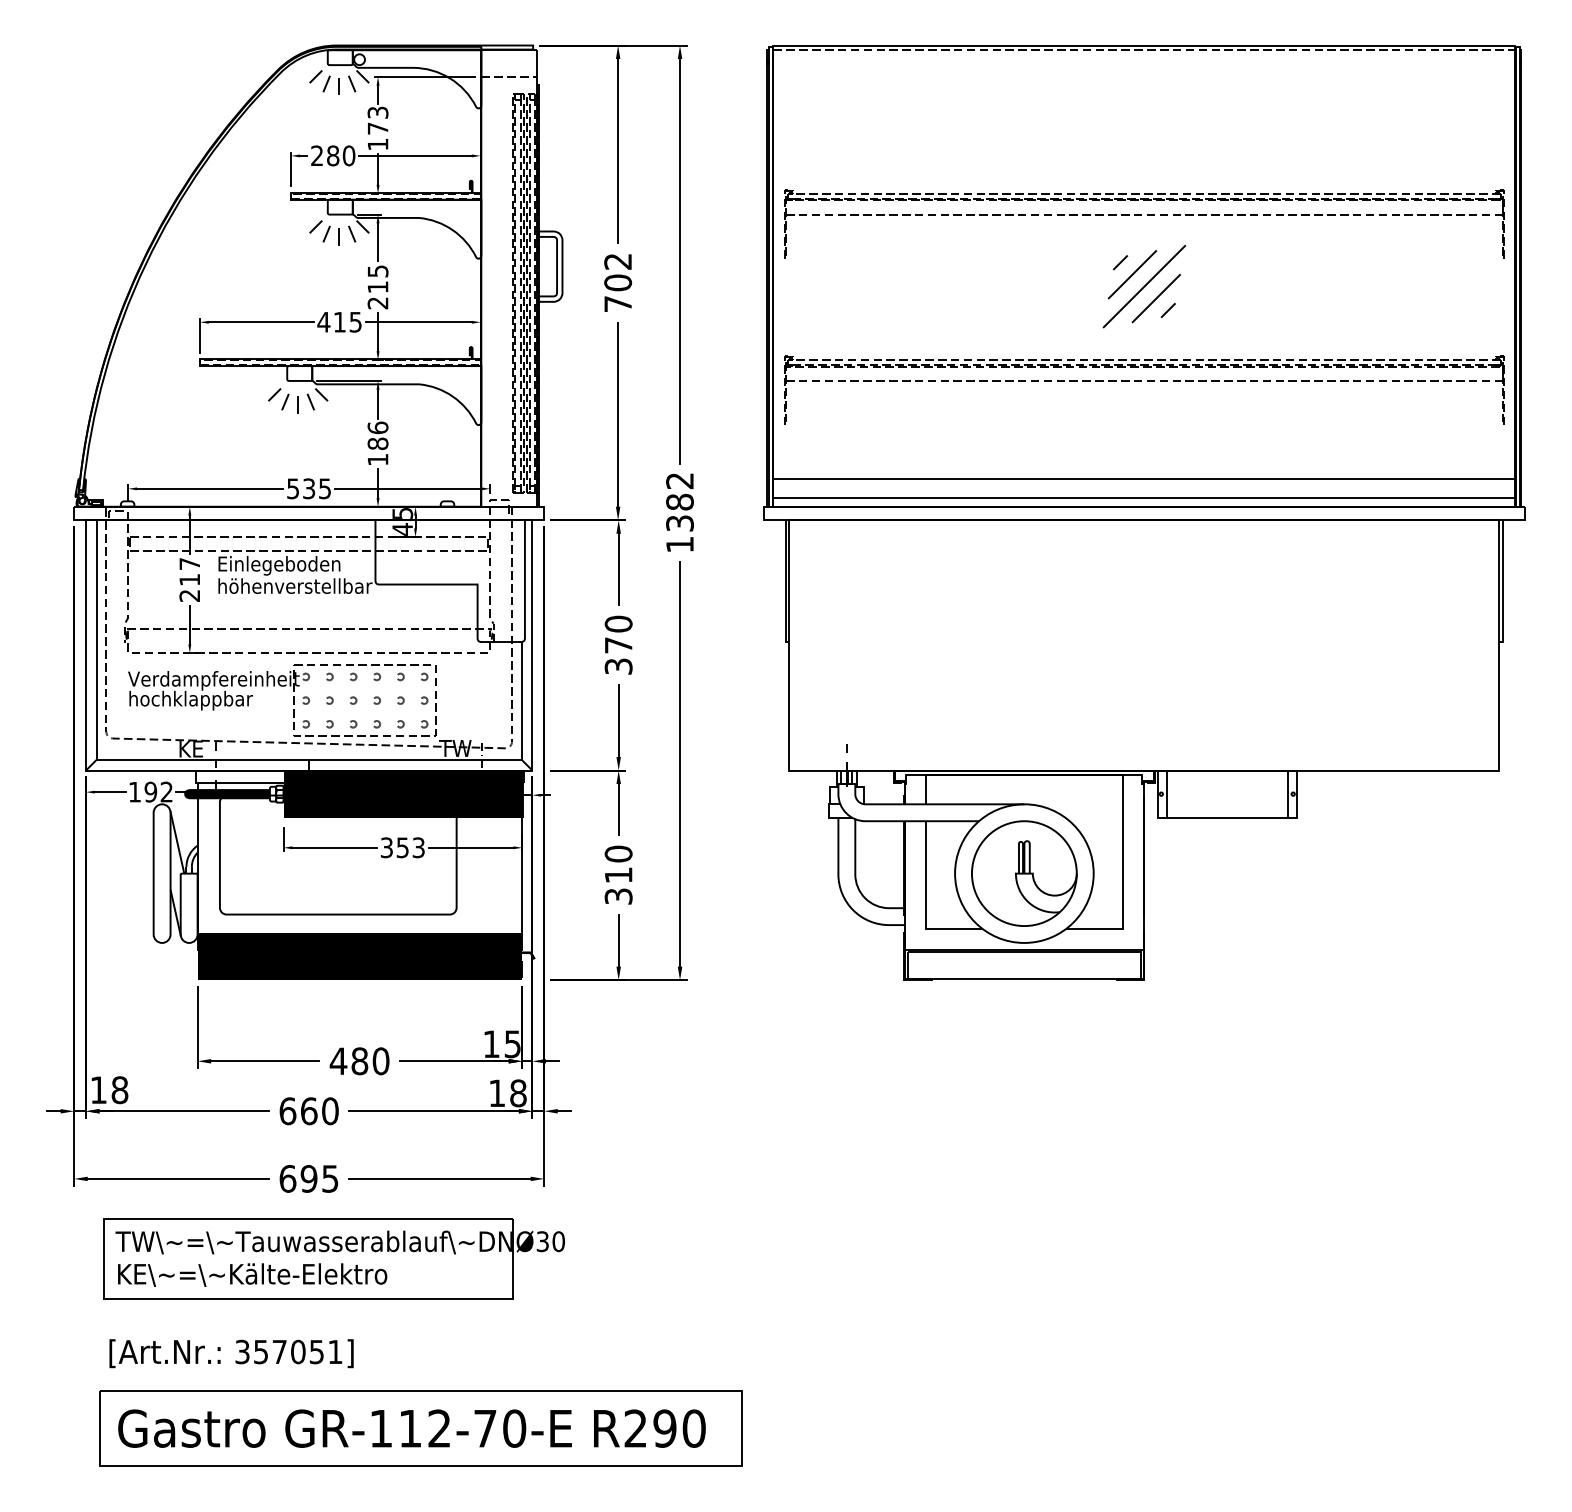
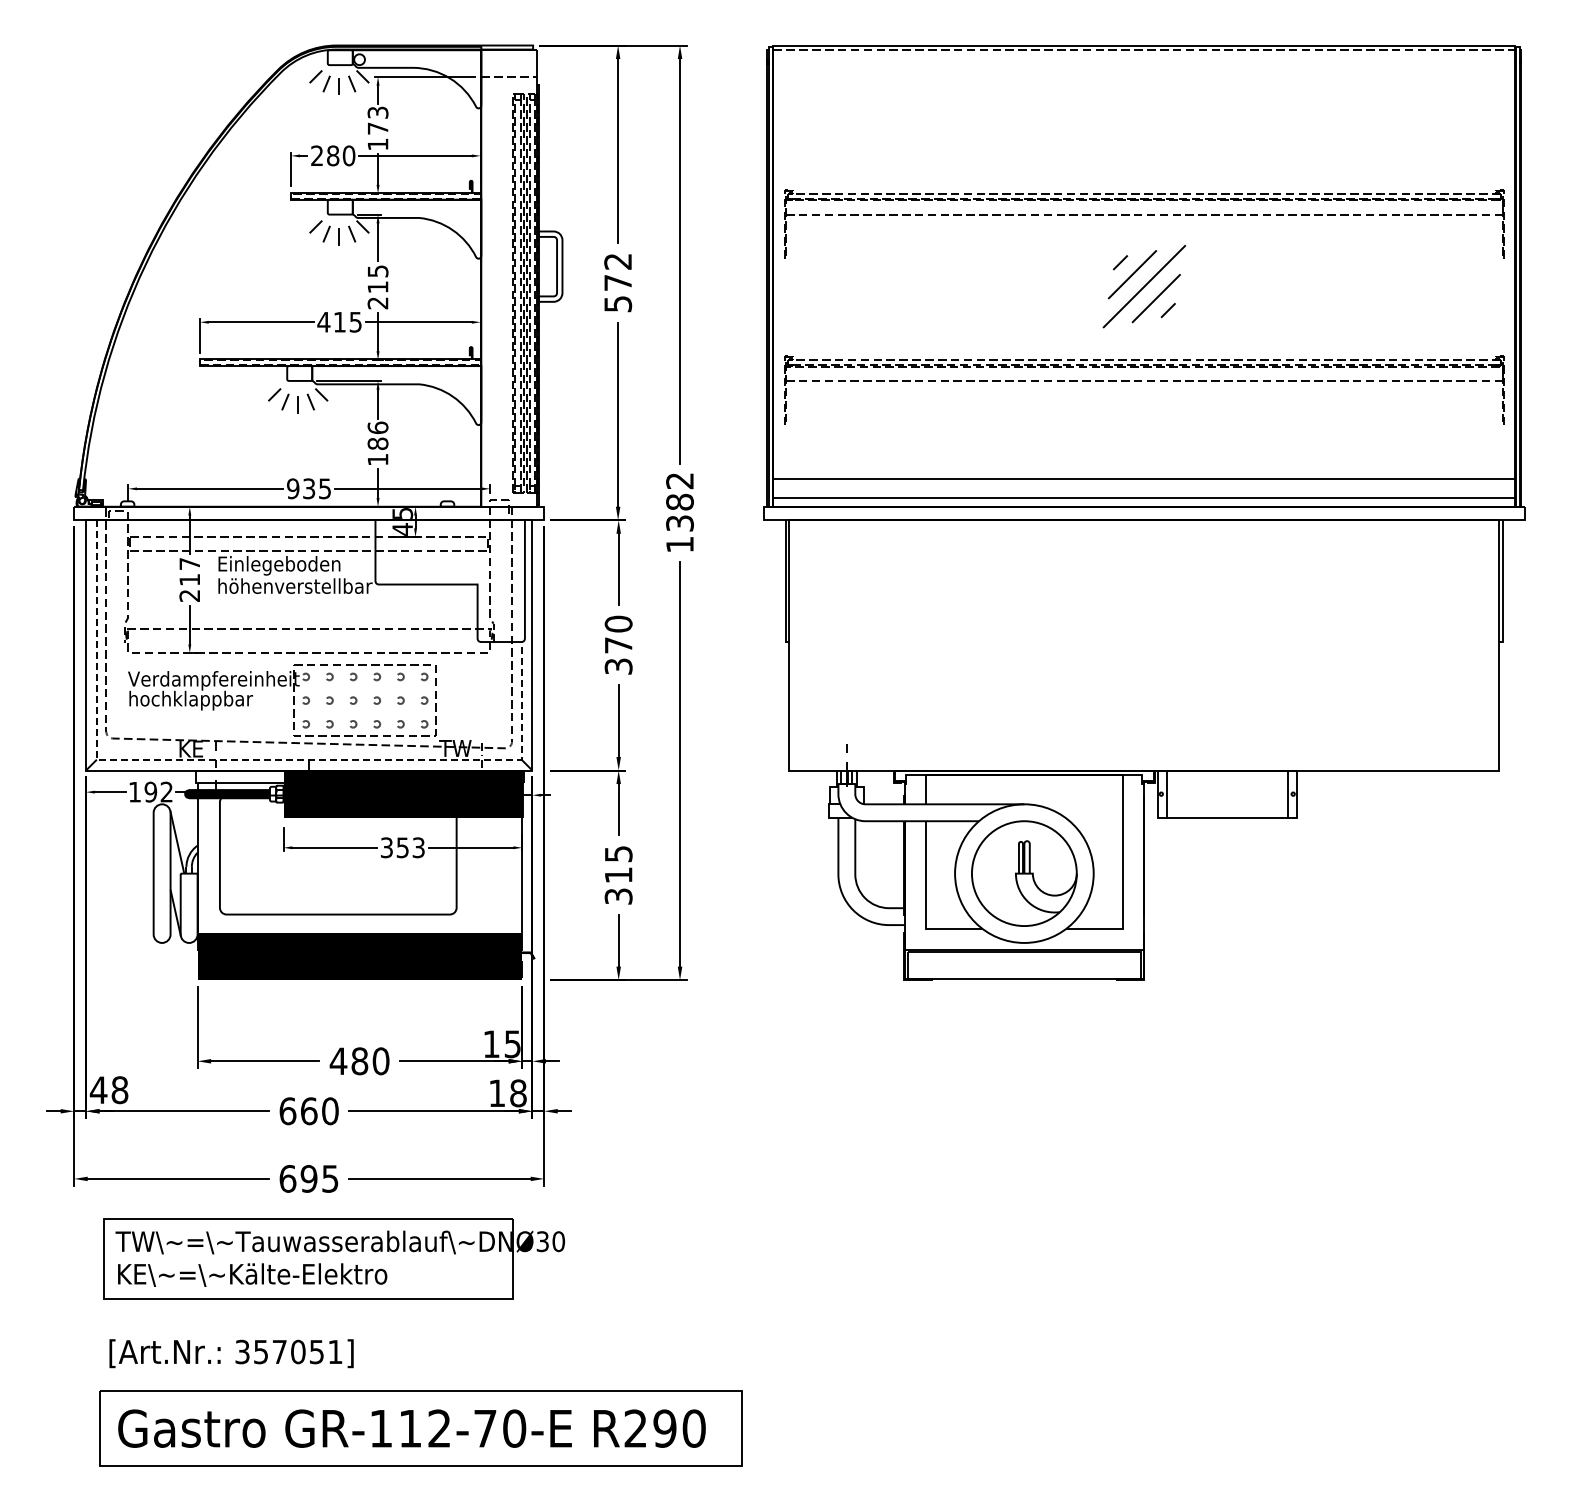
text: 702 -> 572 (618, 293)
text: 535 -> 935 (293, 488)
line: solid -> dashed (248, 759)
text: 310 -> 315 (618, 853)
text: 18 -> 48 (98, 1089)
